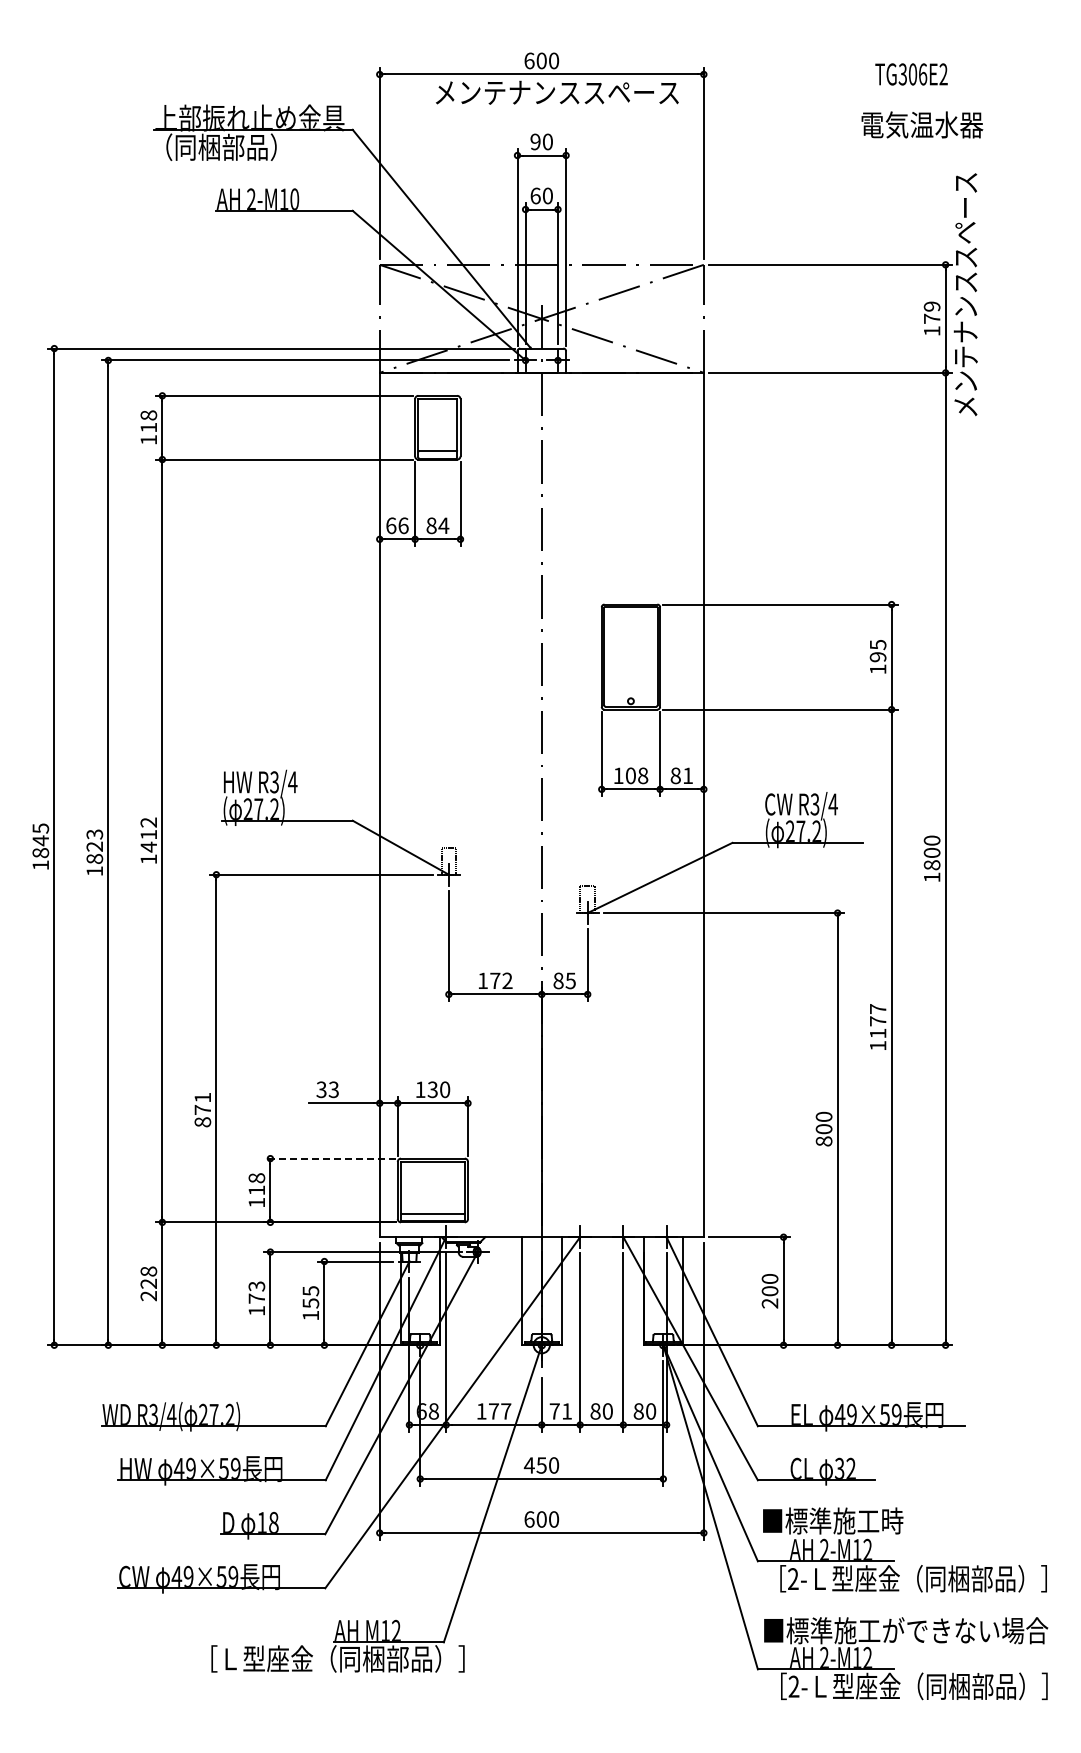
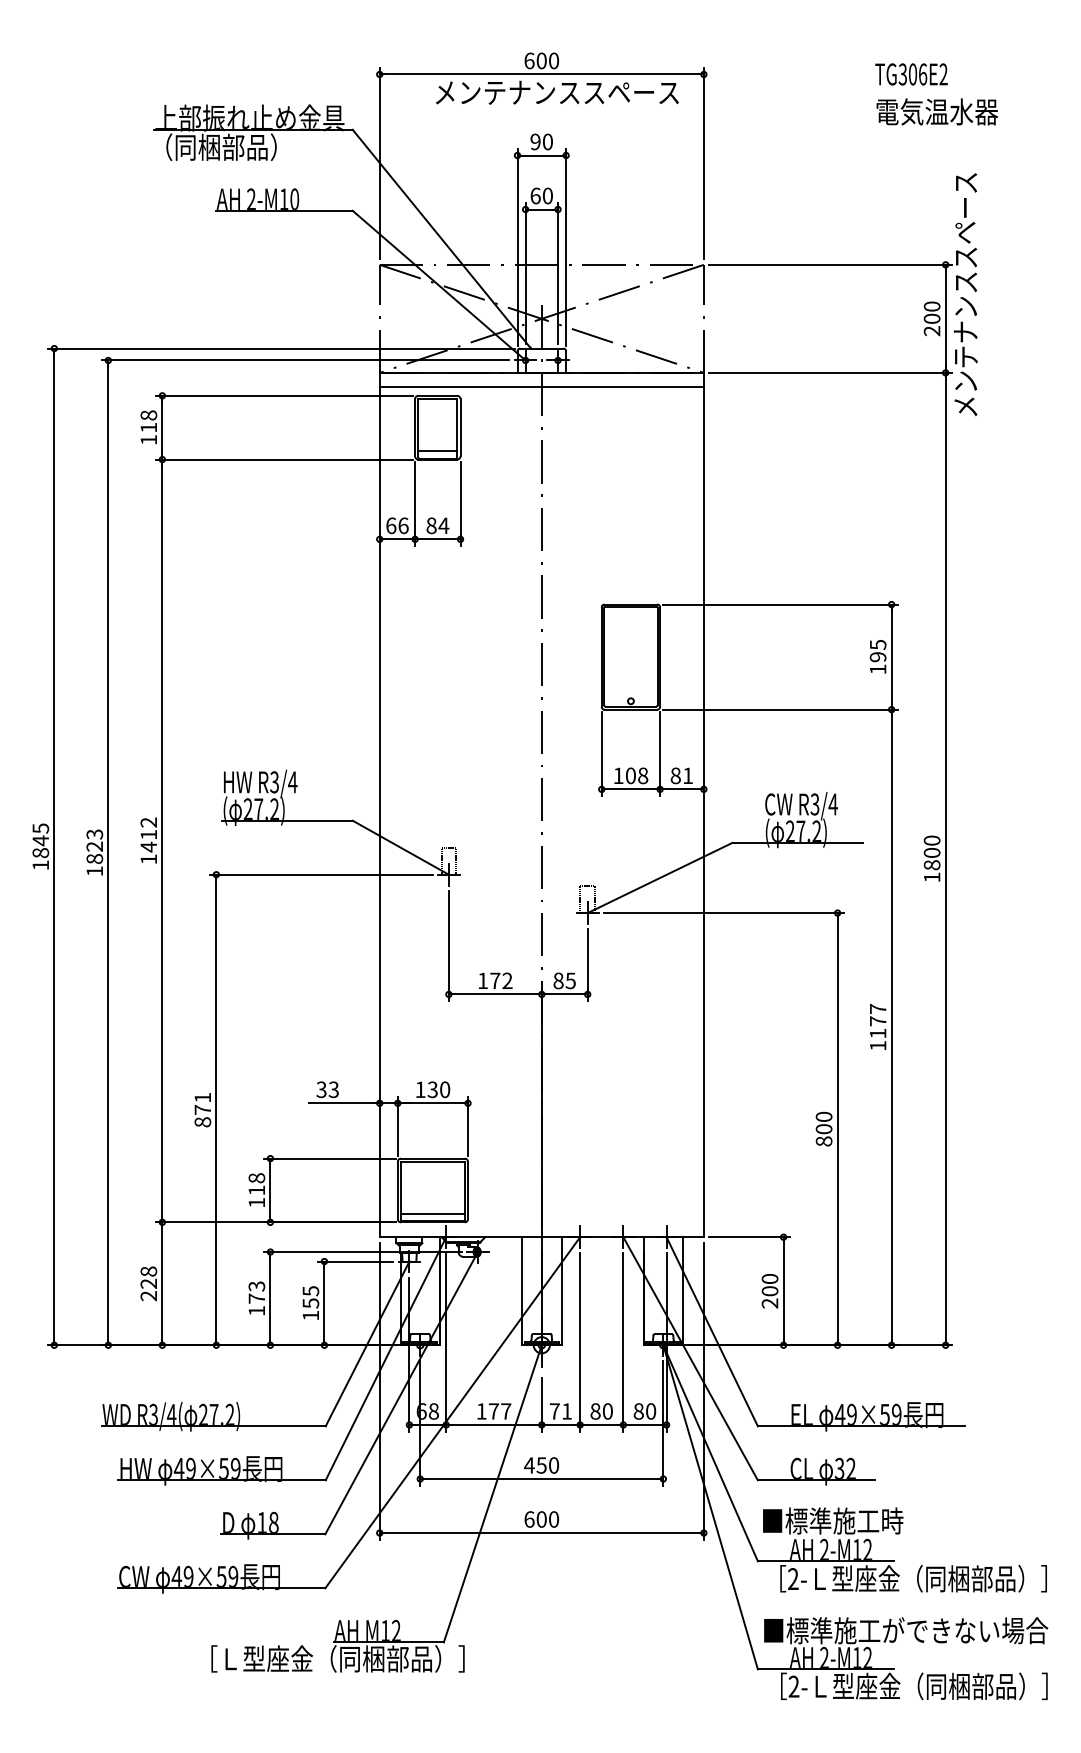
text position: (922, 124) -> (937, 111) (937, 111)
text: 179 -> 200 (931, 318)
line: none -> present (541, 386)
line: dashed -> solid (329, 1158)
